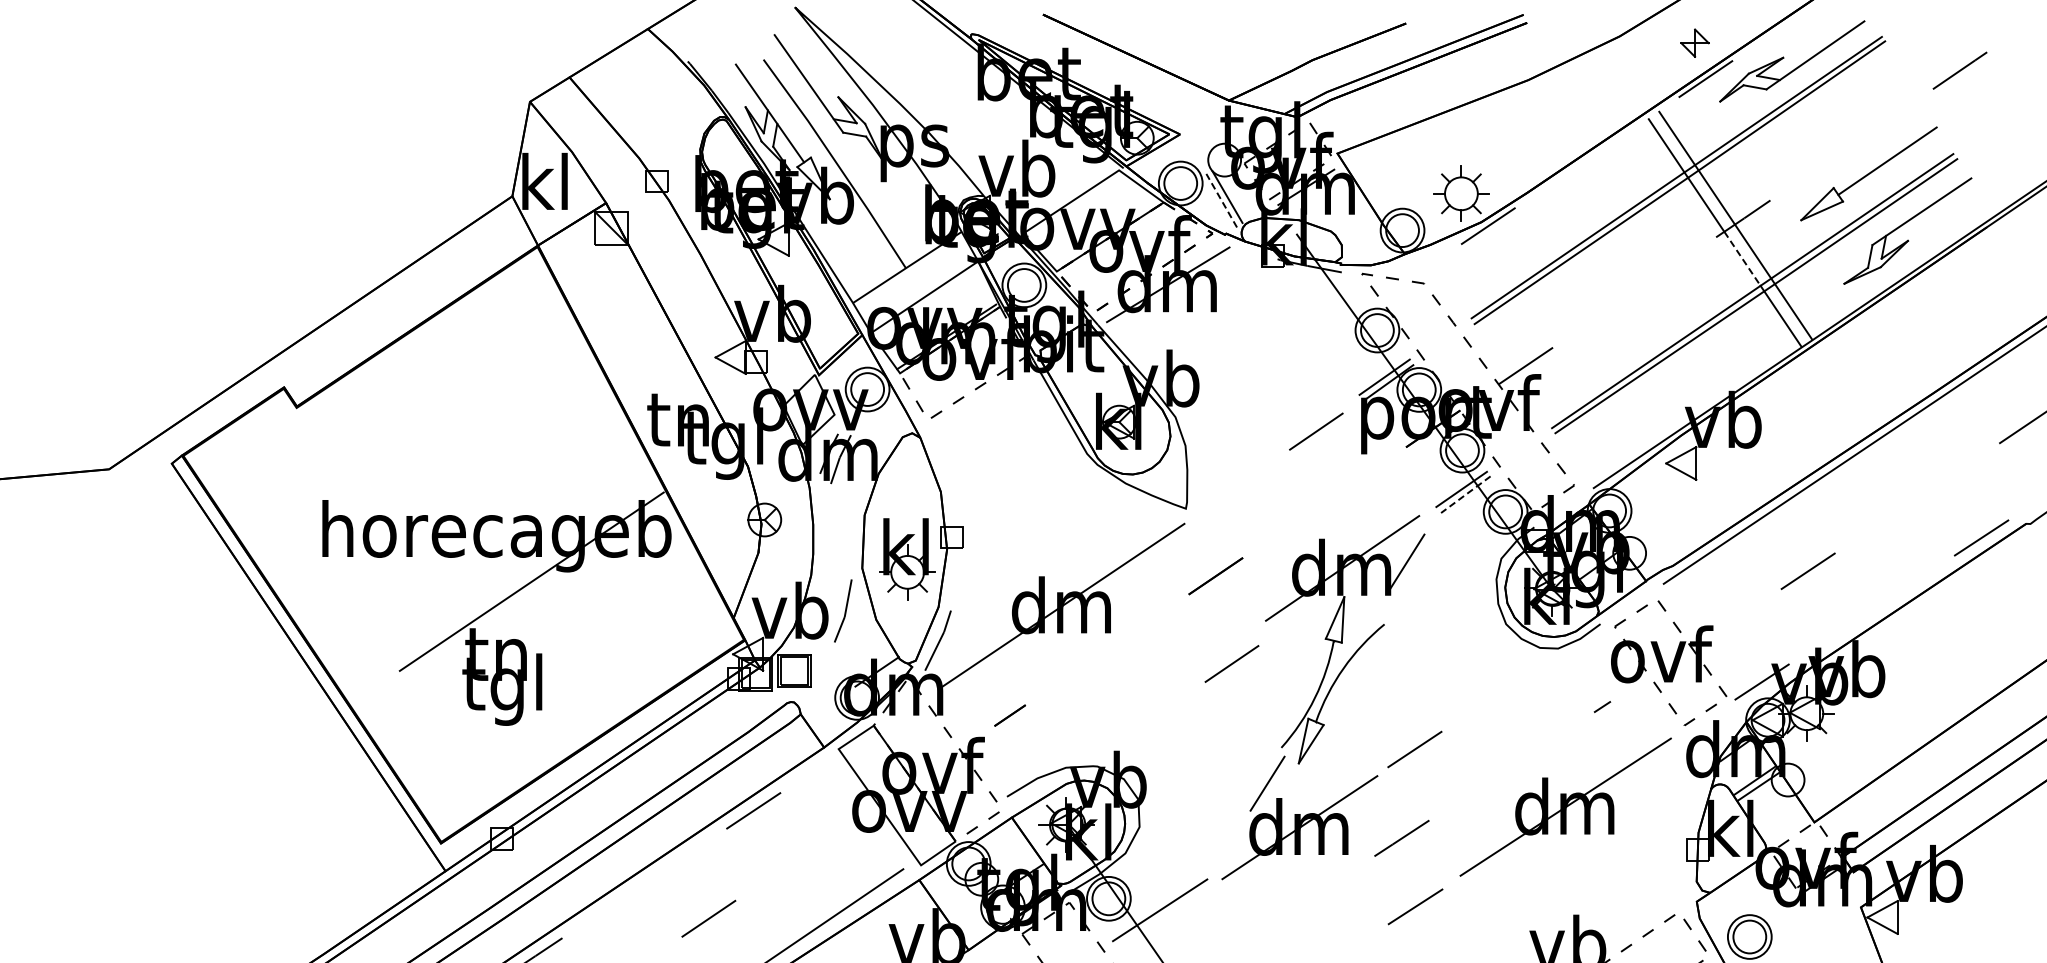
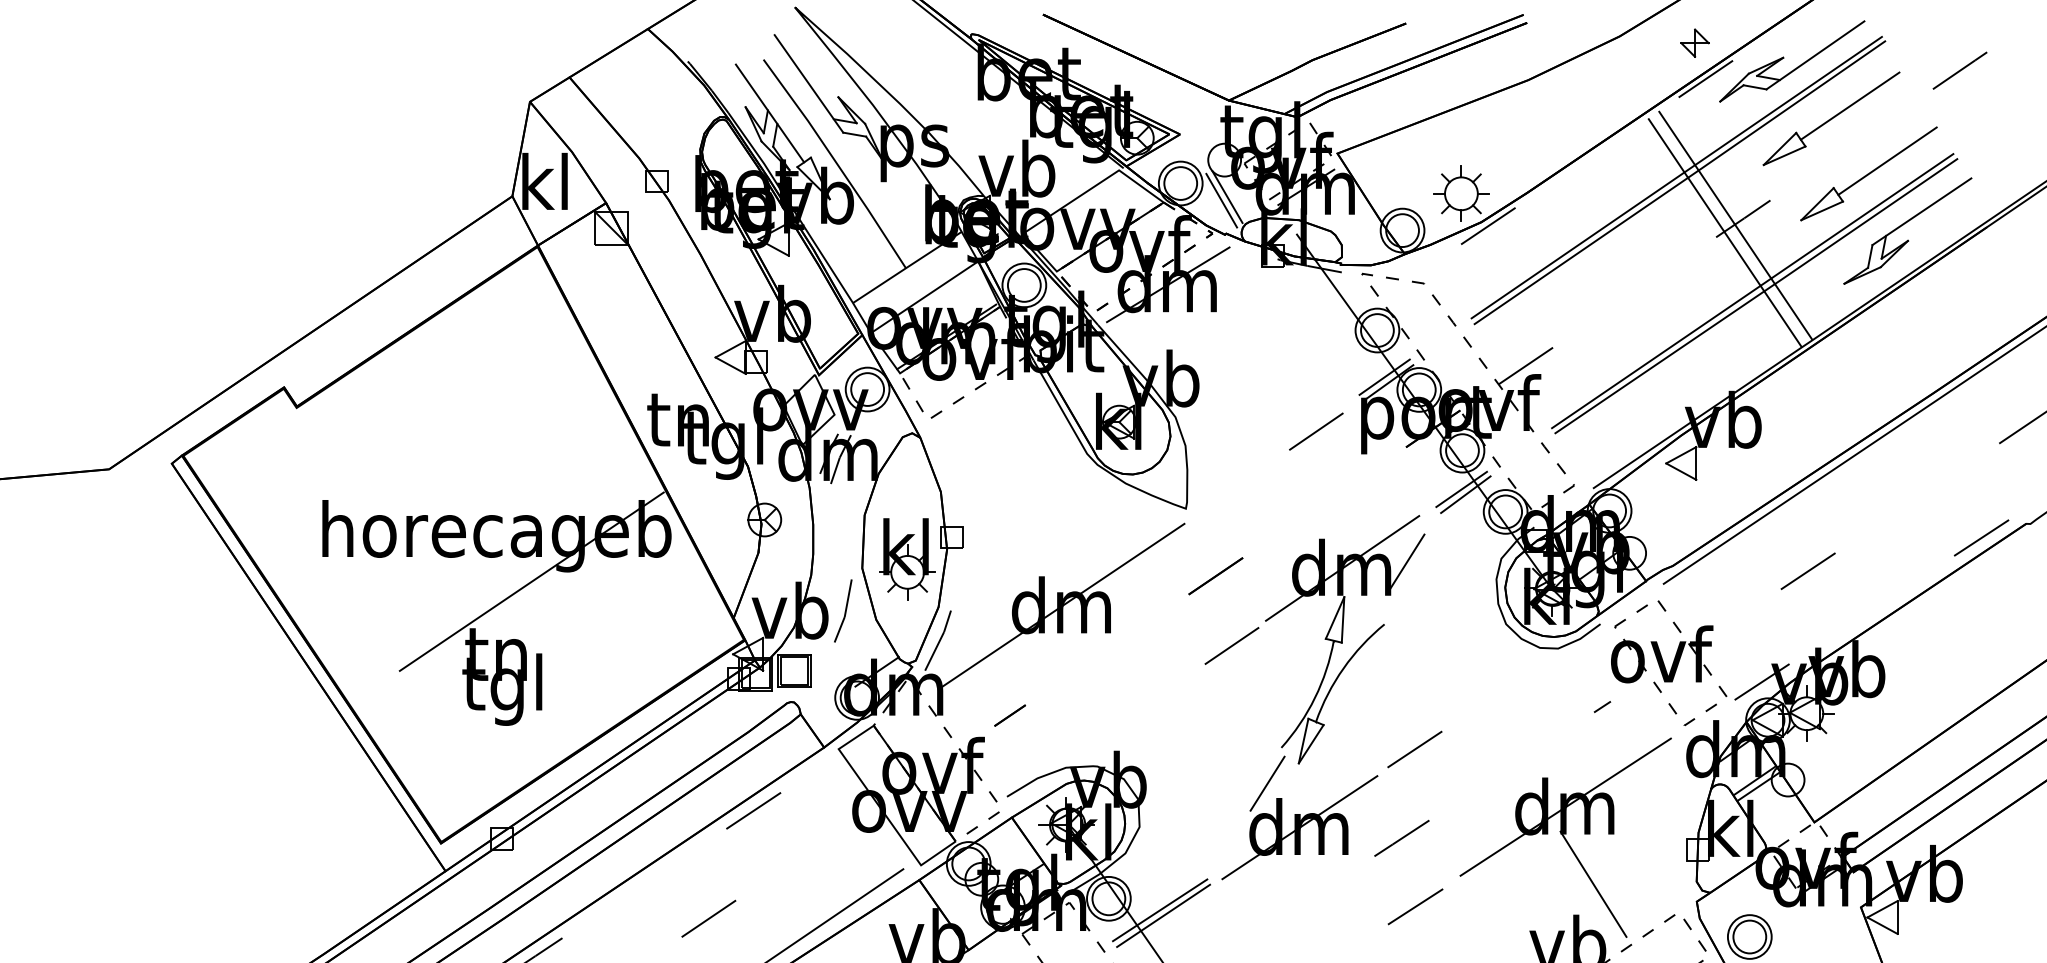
part: none -> present (1831, 118)
line: dashed -> solid (1221, 200)
line: dashed -> solid (1742, 258)
line: dashed -> solid (1465, 494)
line position: (1231, 663) -> (1231, 645) (1231, 645)
line: none -> present (1593, 883)
line: none -> present (1163, 915)
